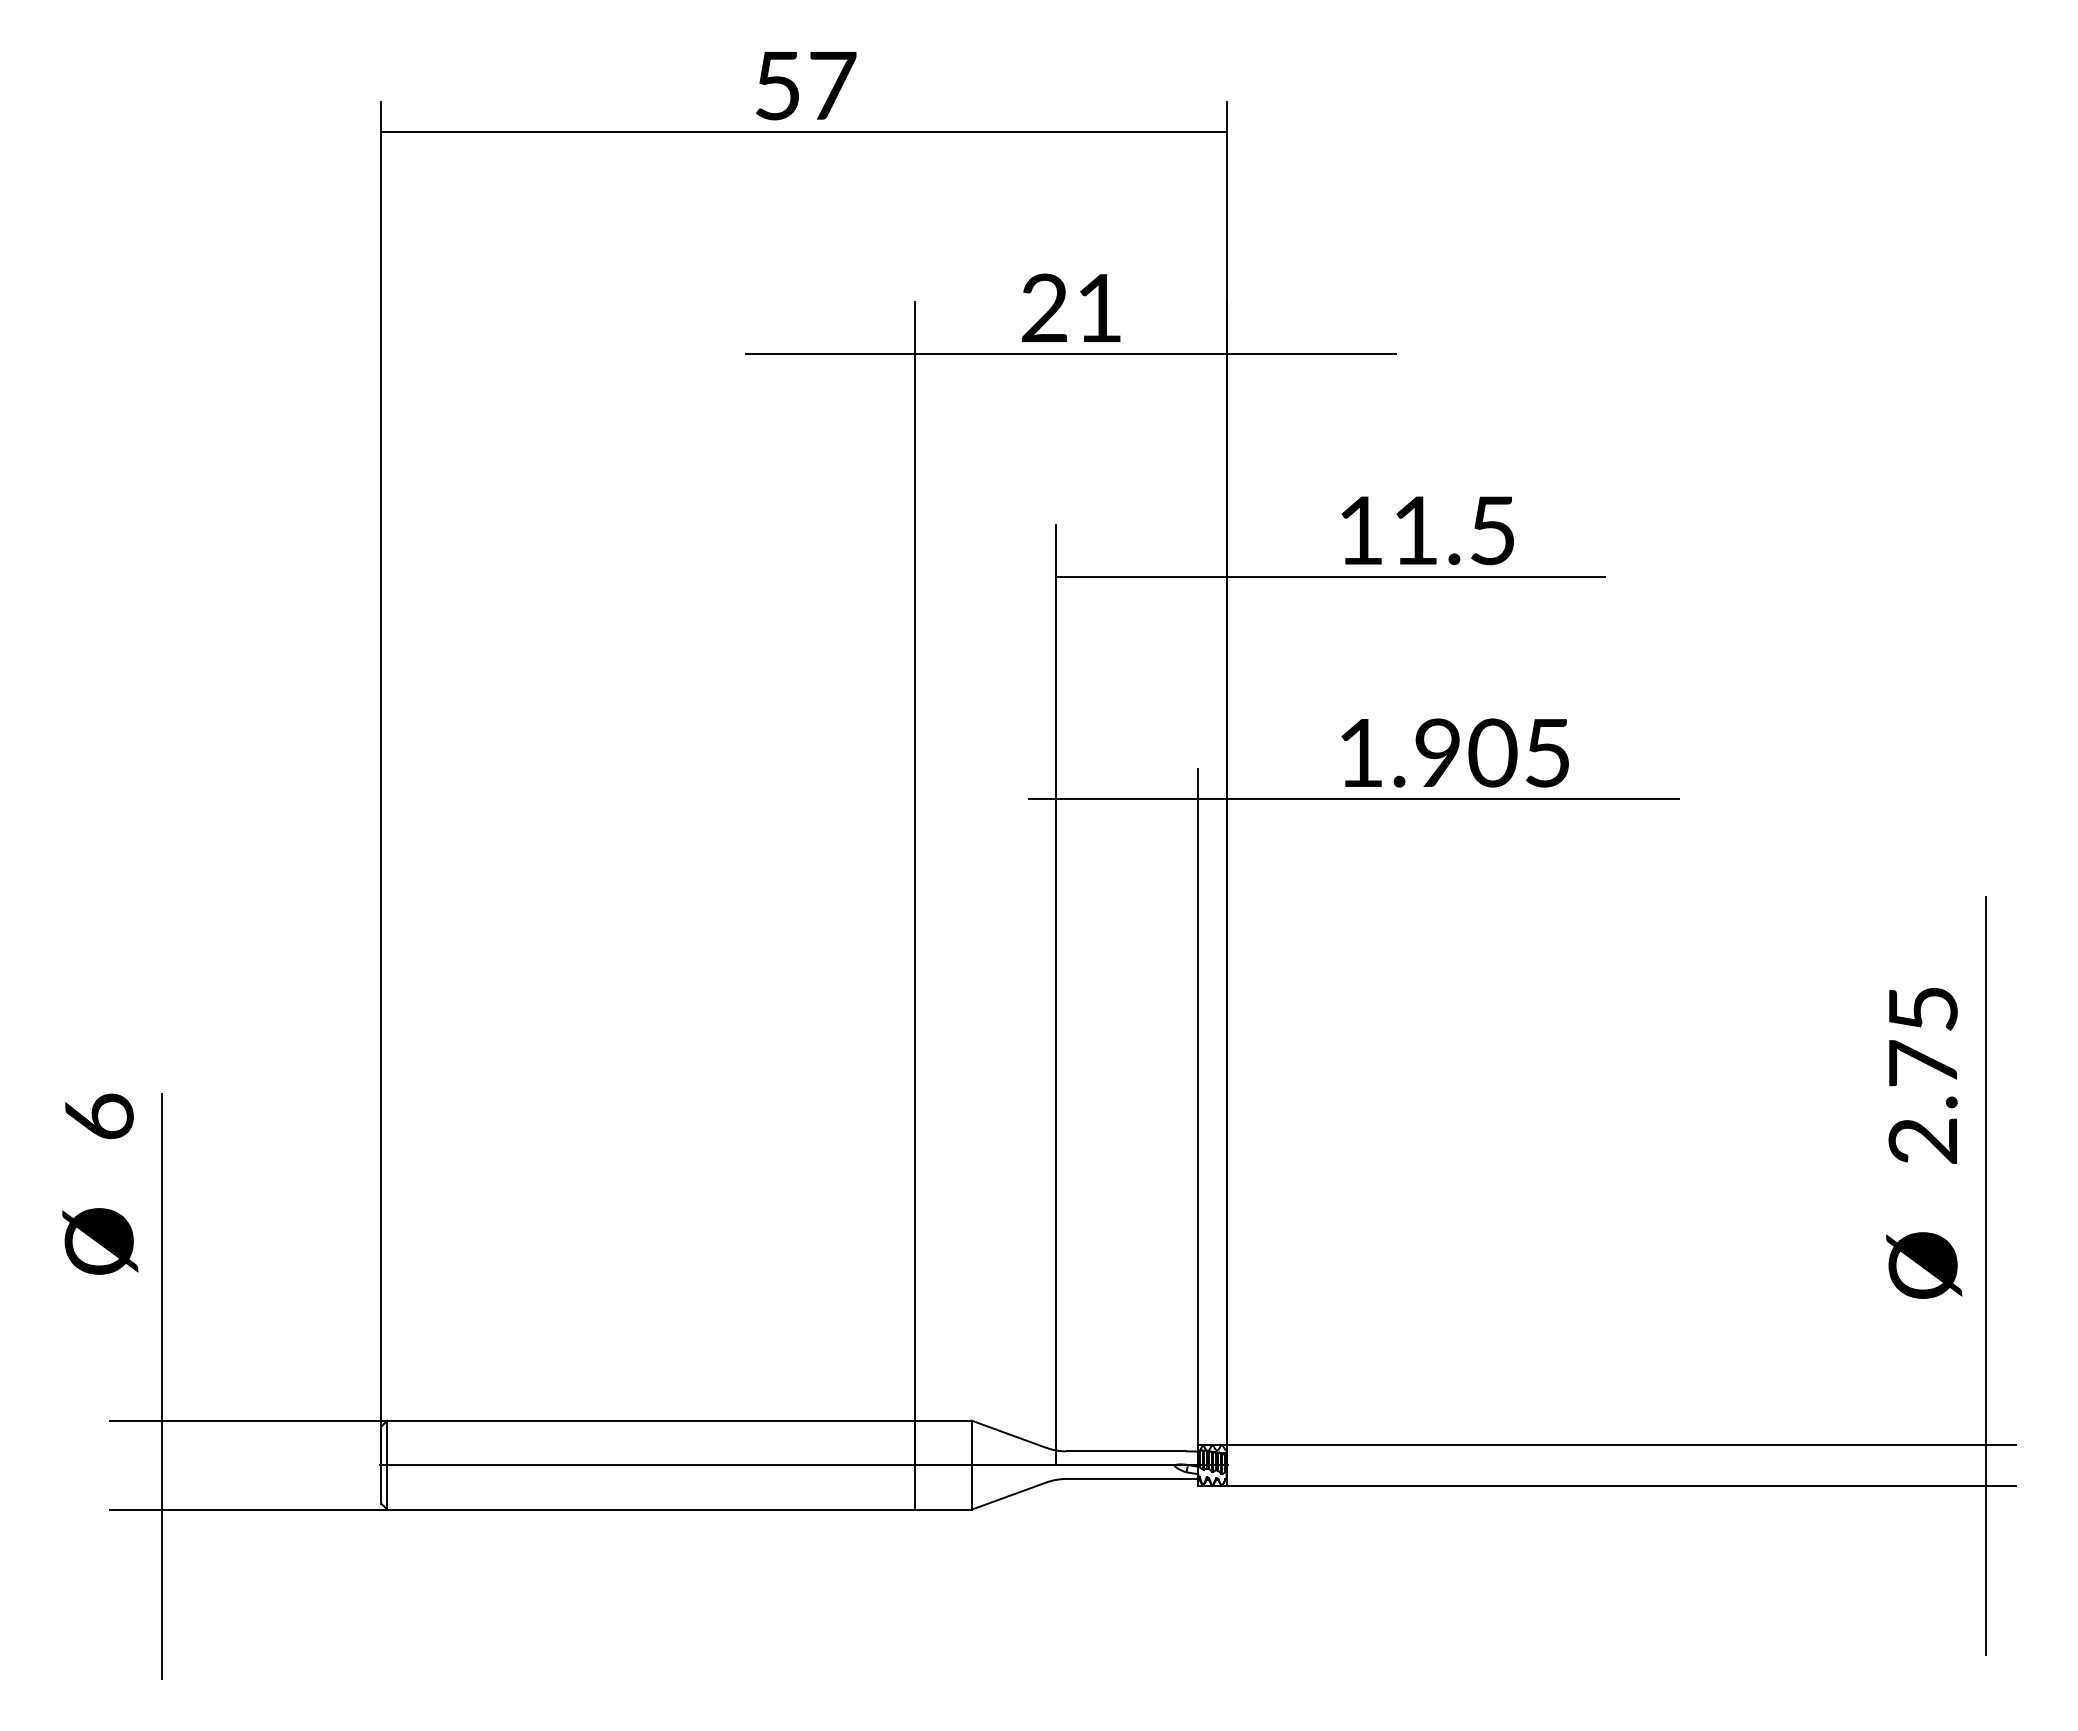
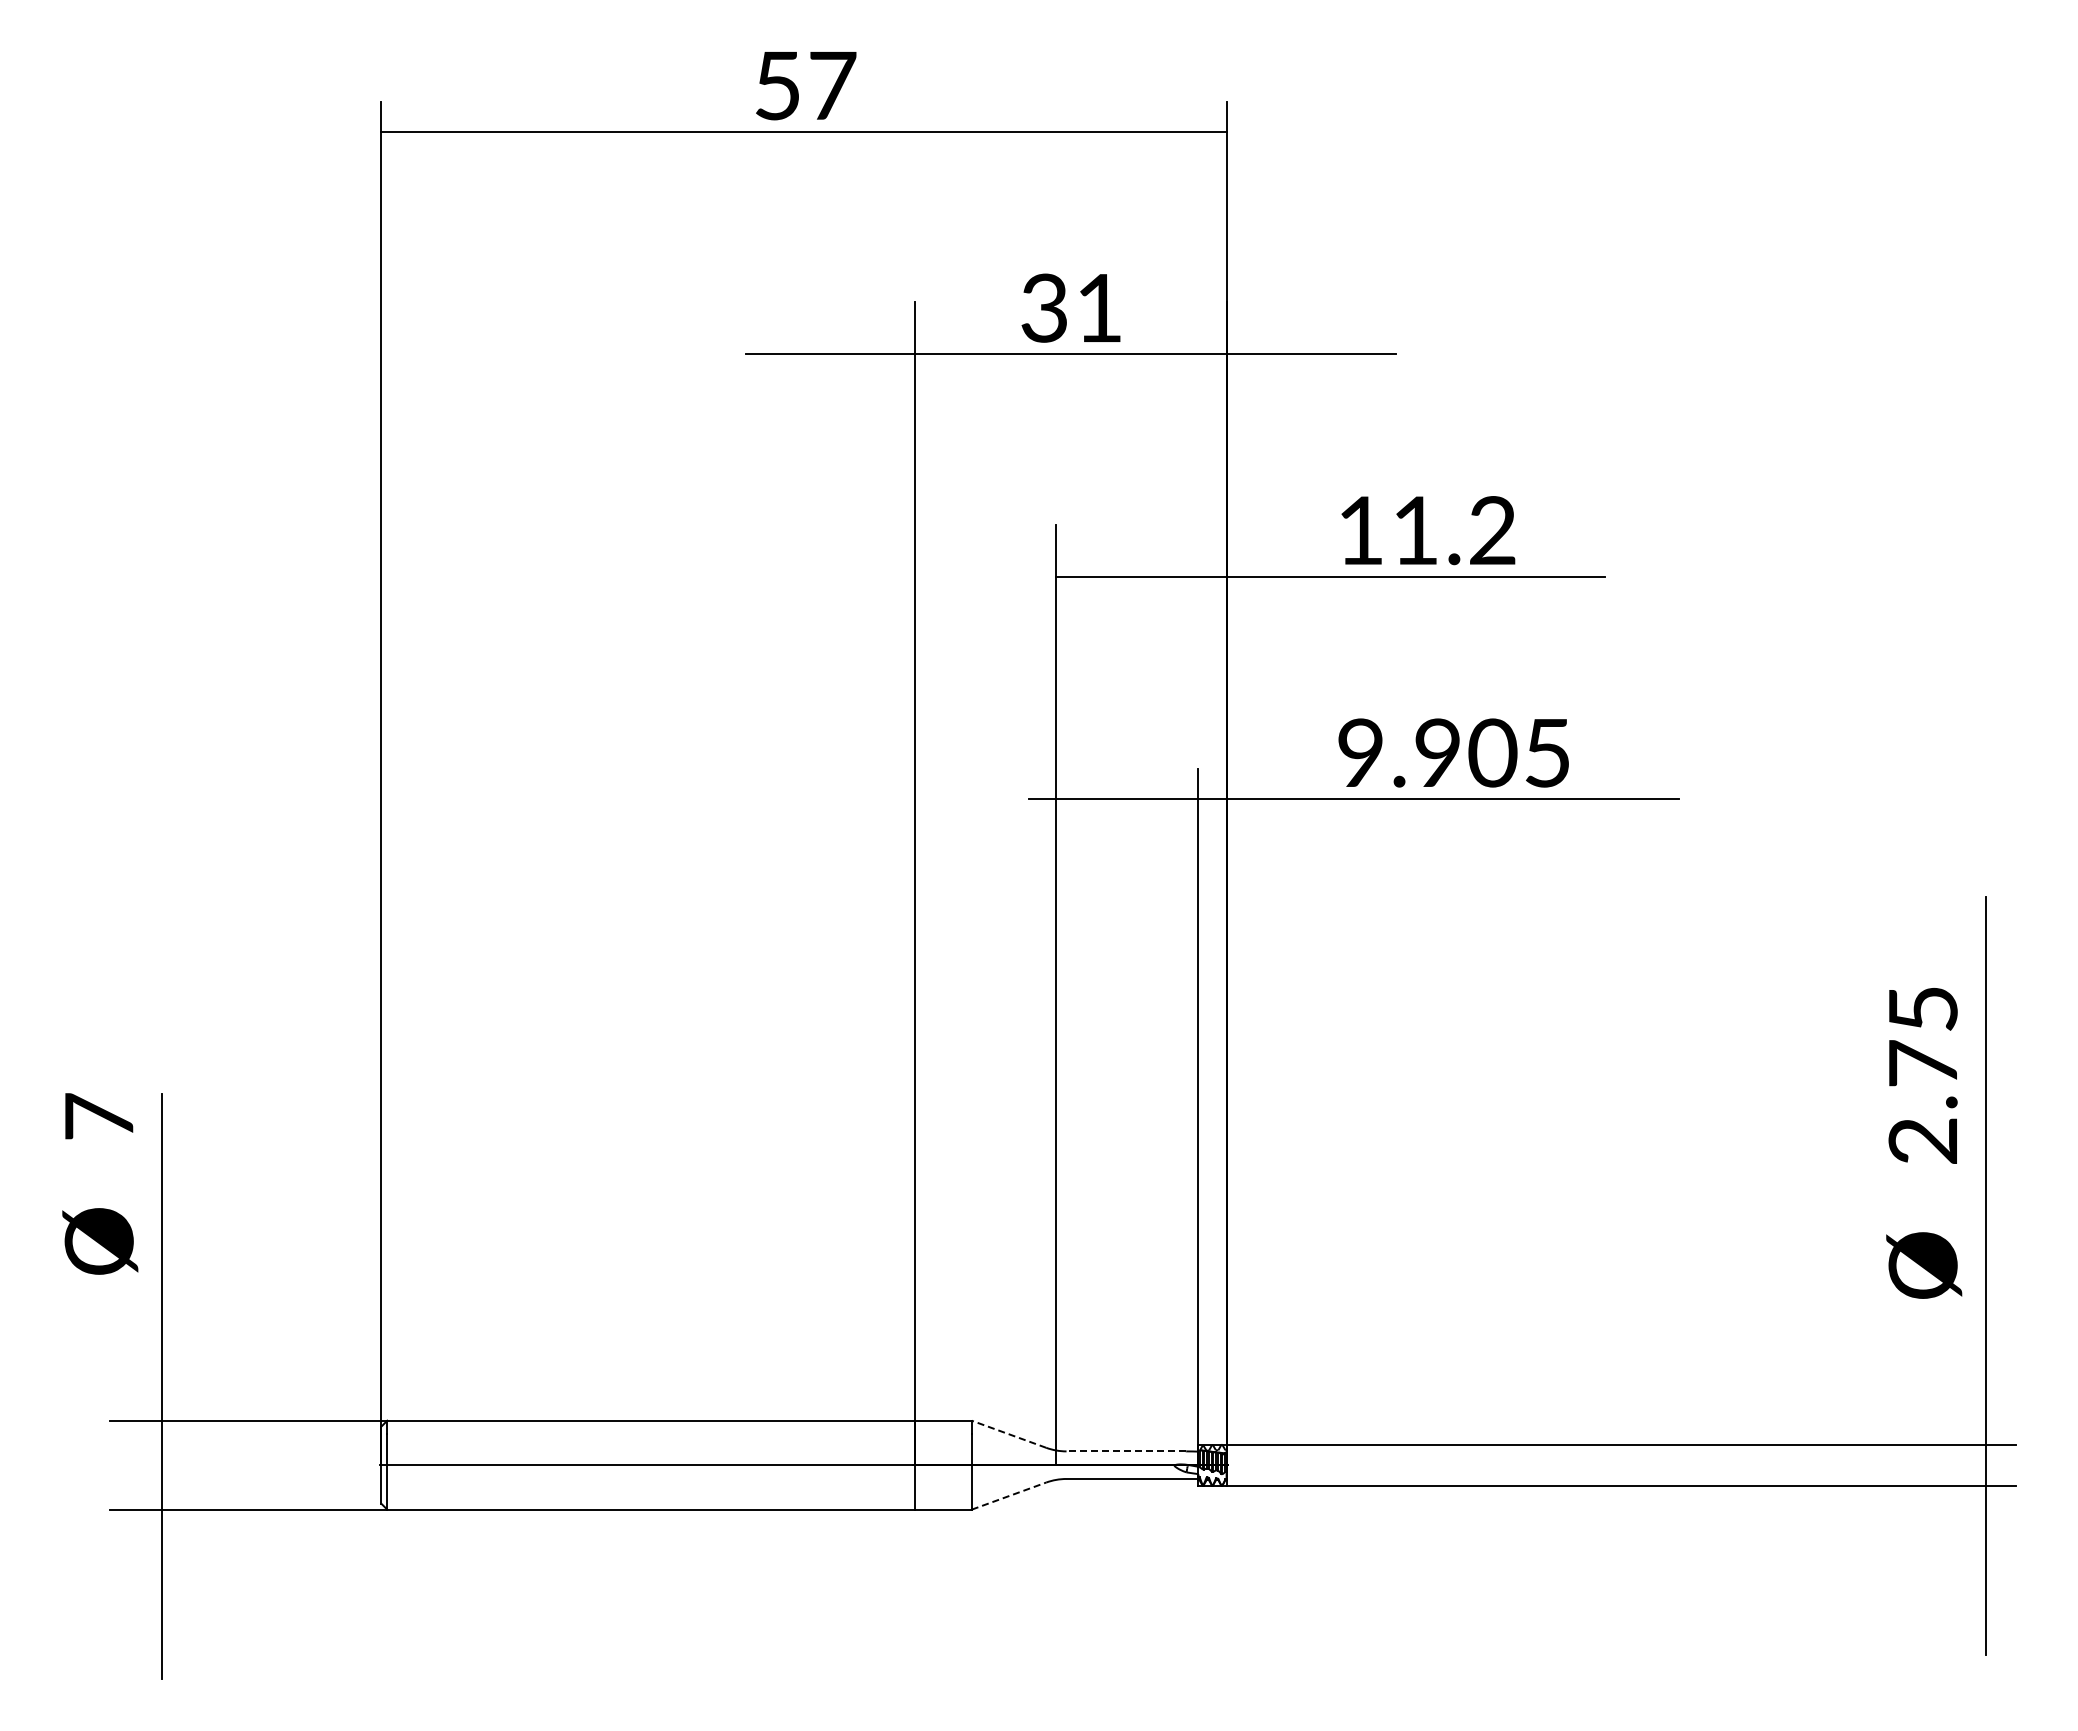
text: 21 -> 31 (1043, 308)
text: 11.5 -> 11.2 (1492, 530)
text: 1.905 -> 9.905 (1360, 752)
text: 6 -> 7 (99, 1116)
line: solid -> dashed (1009, 1434)
line: solid -> dashed (1126, 1451)
line: solid -> dashed (1009, 1496)
